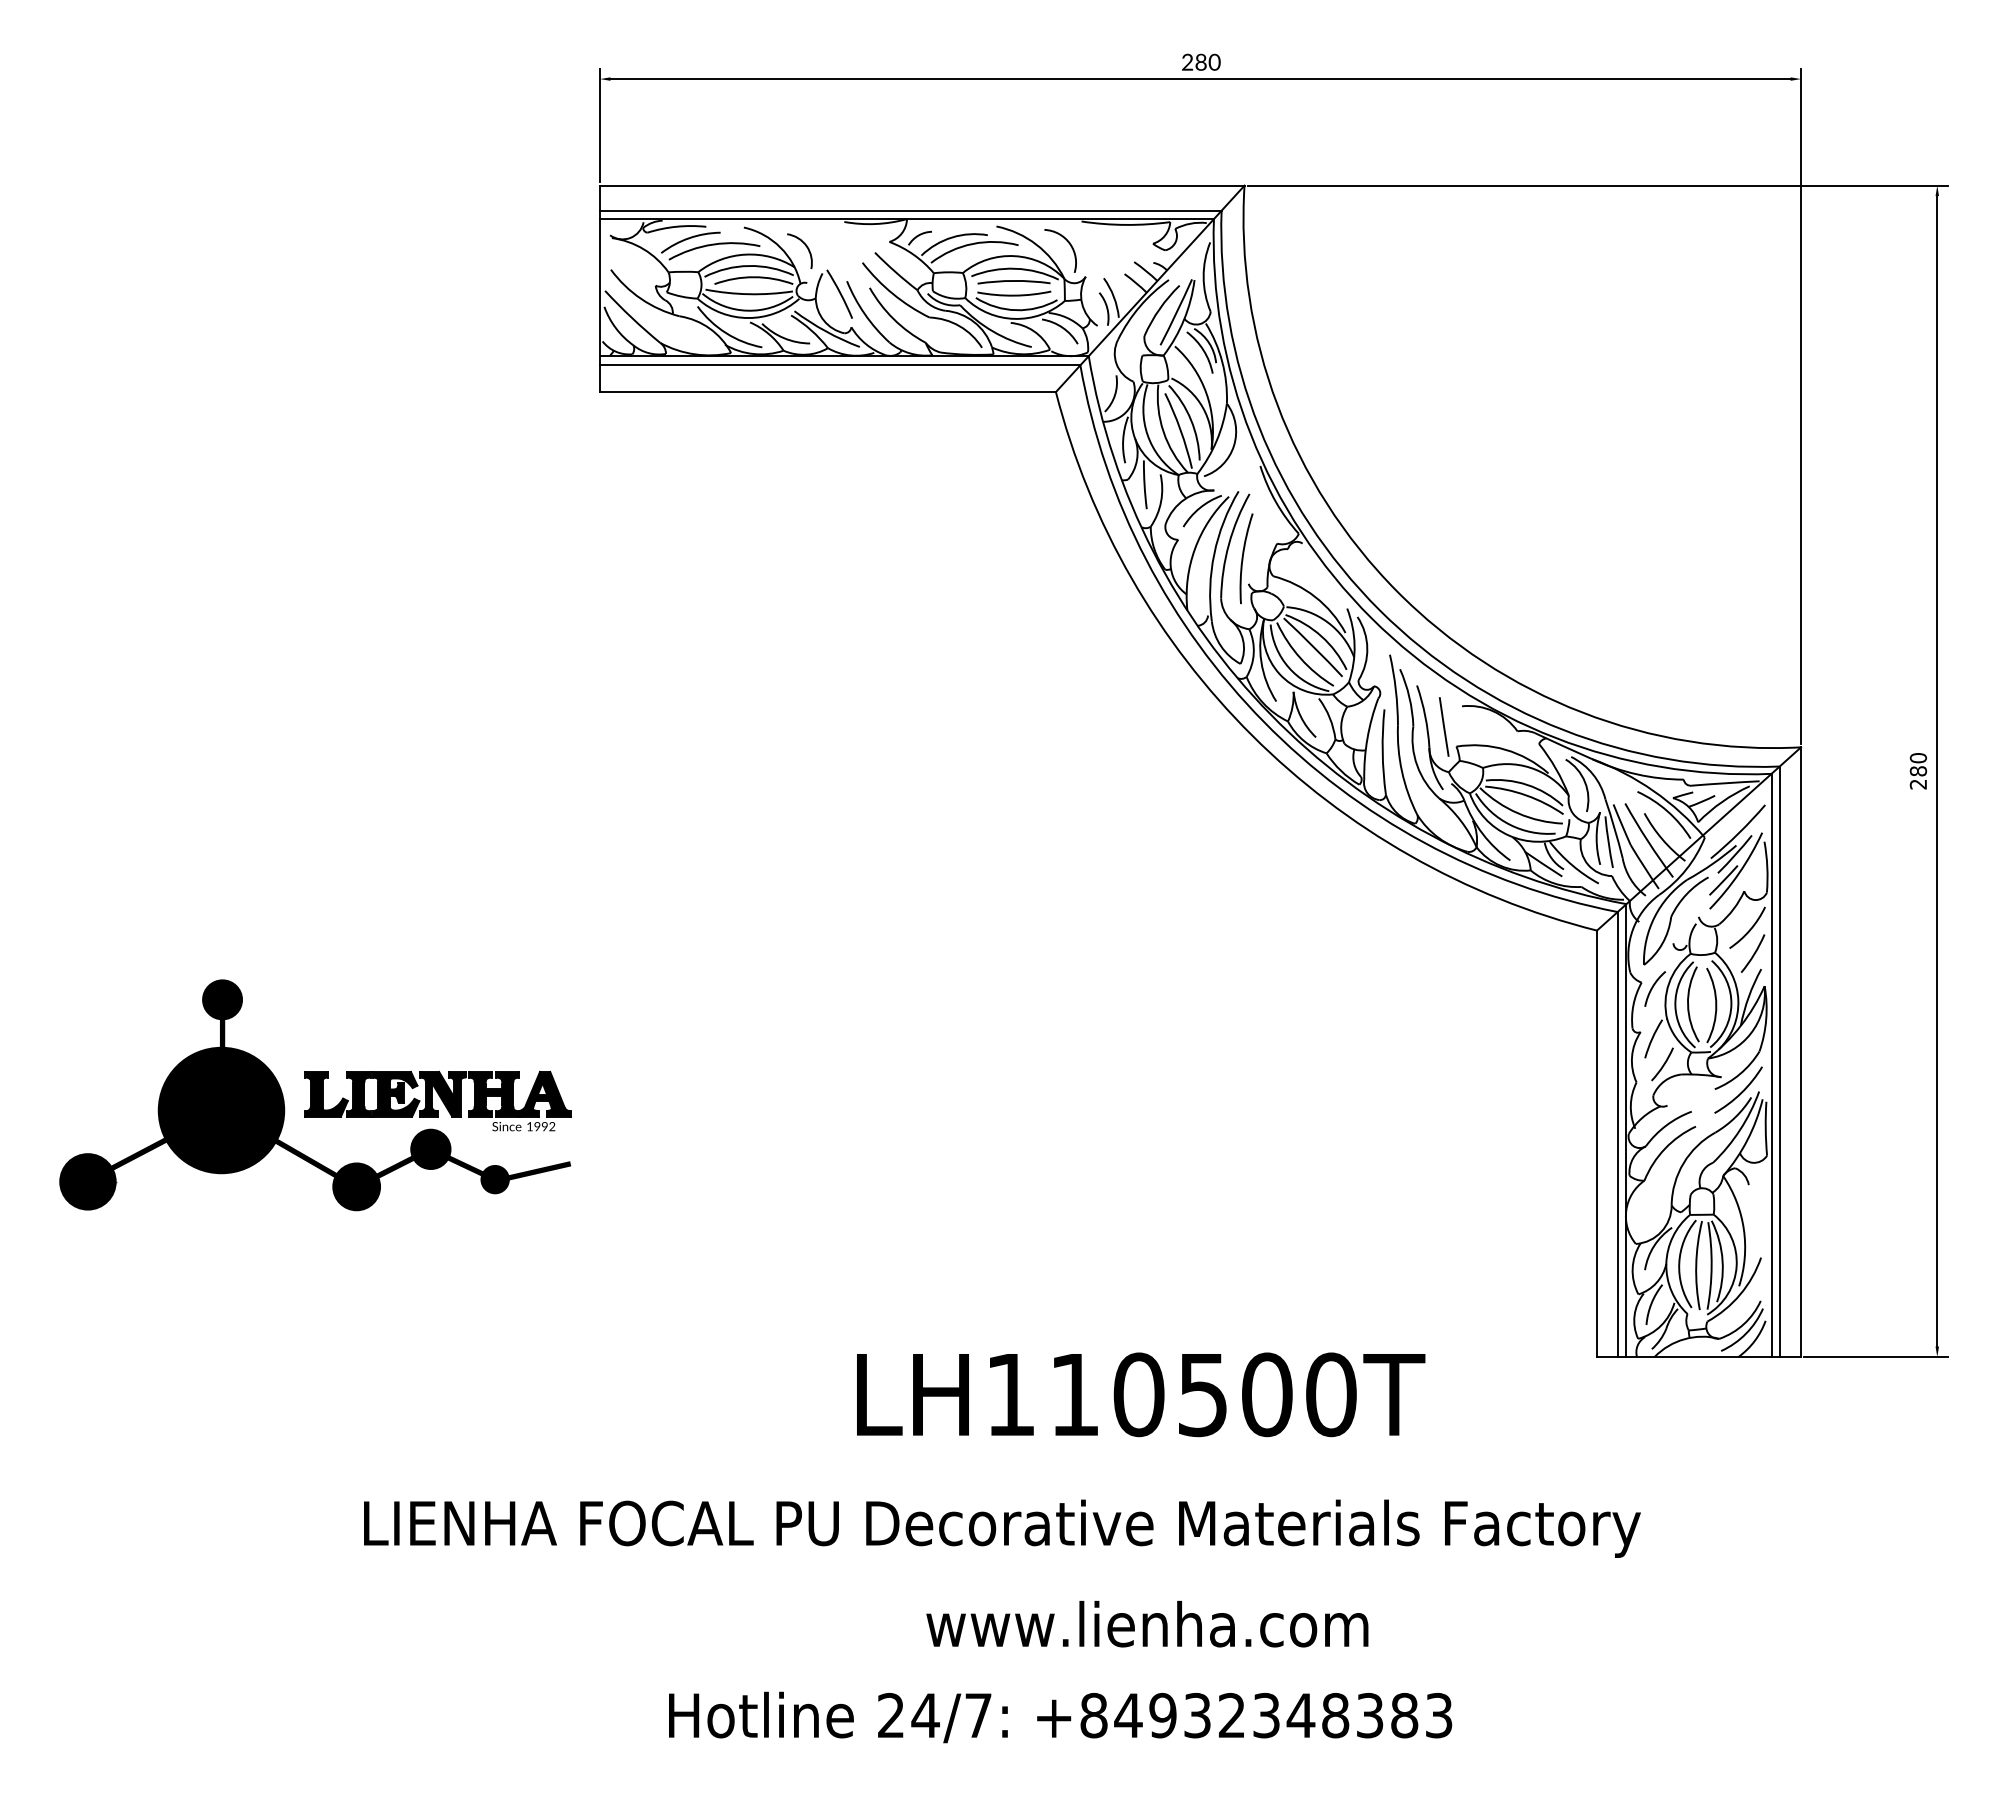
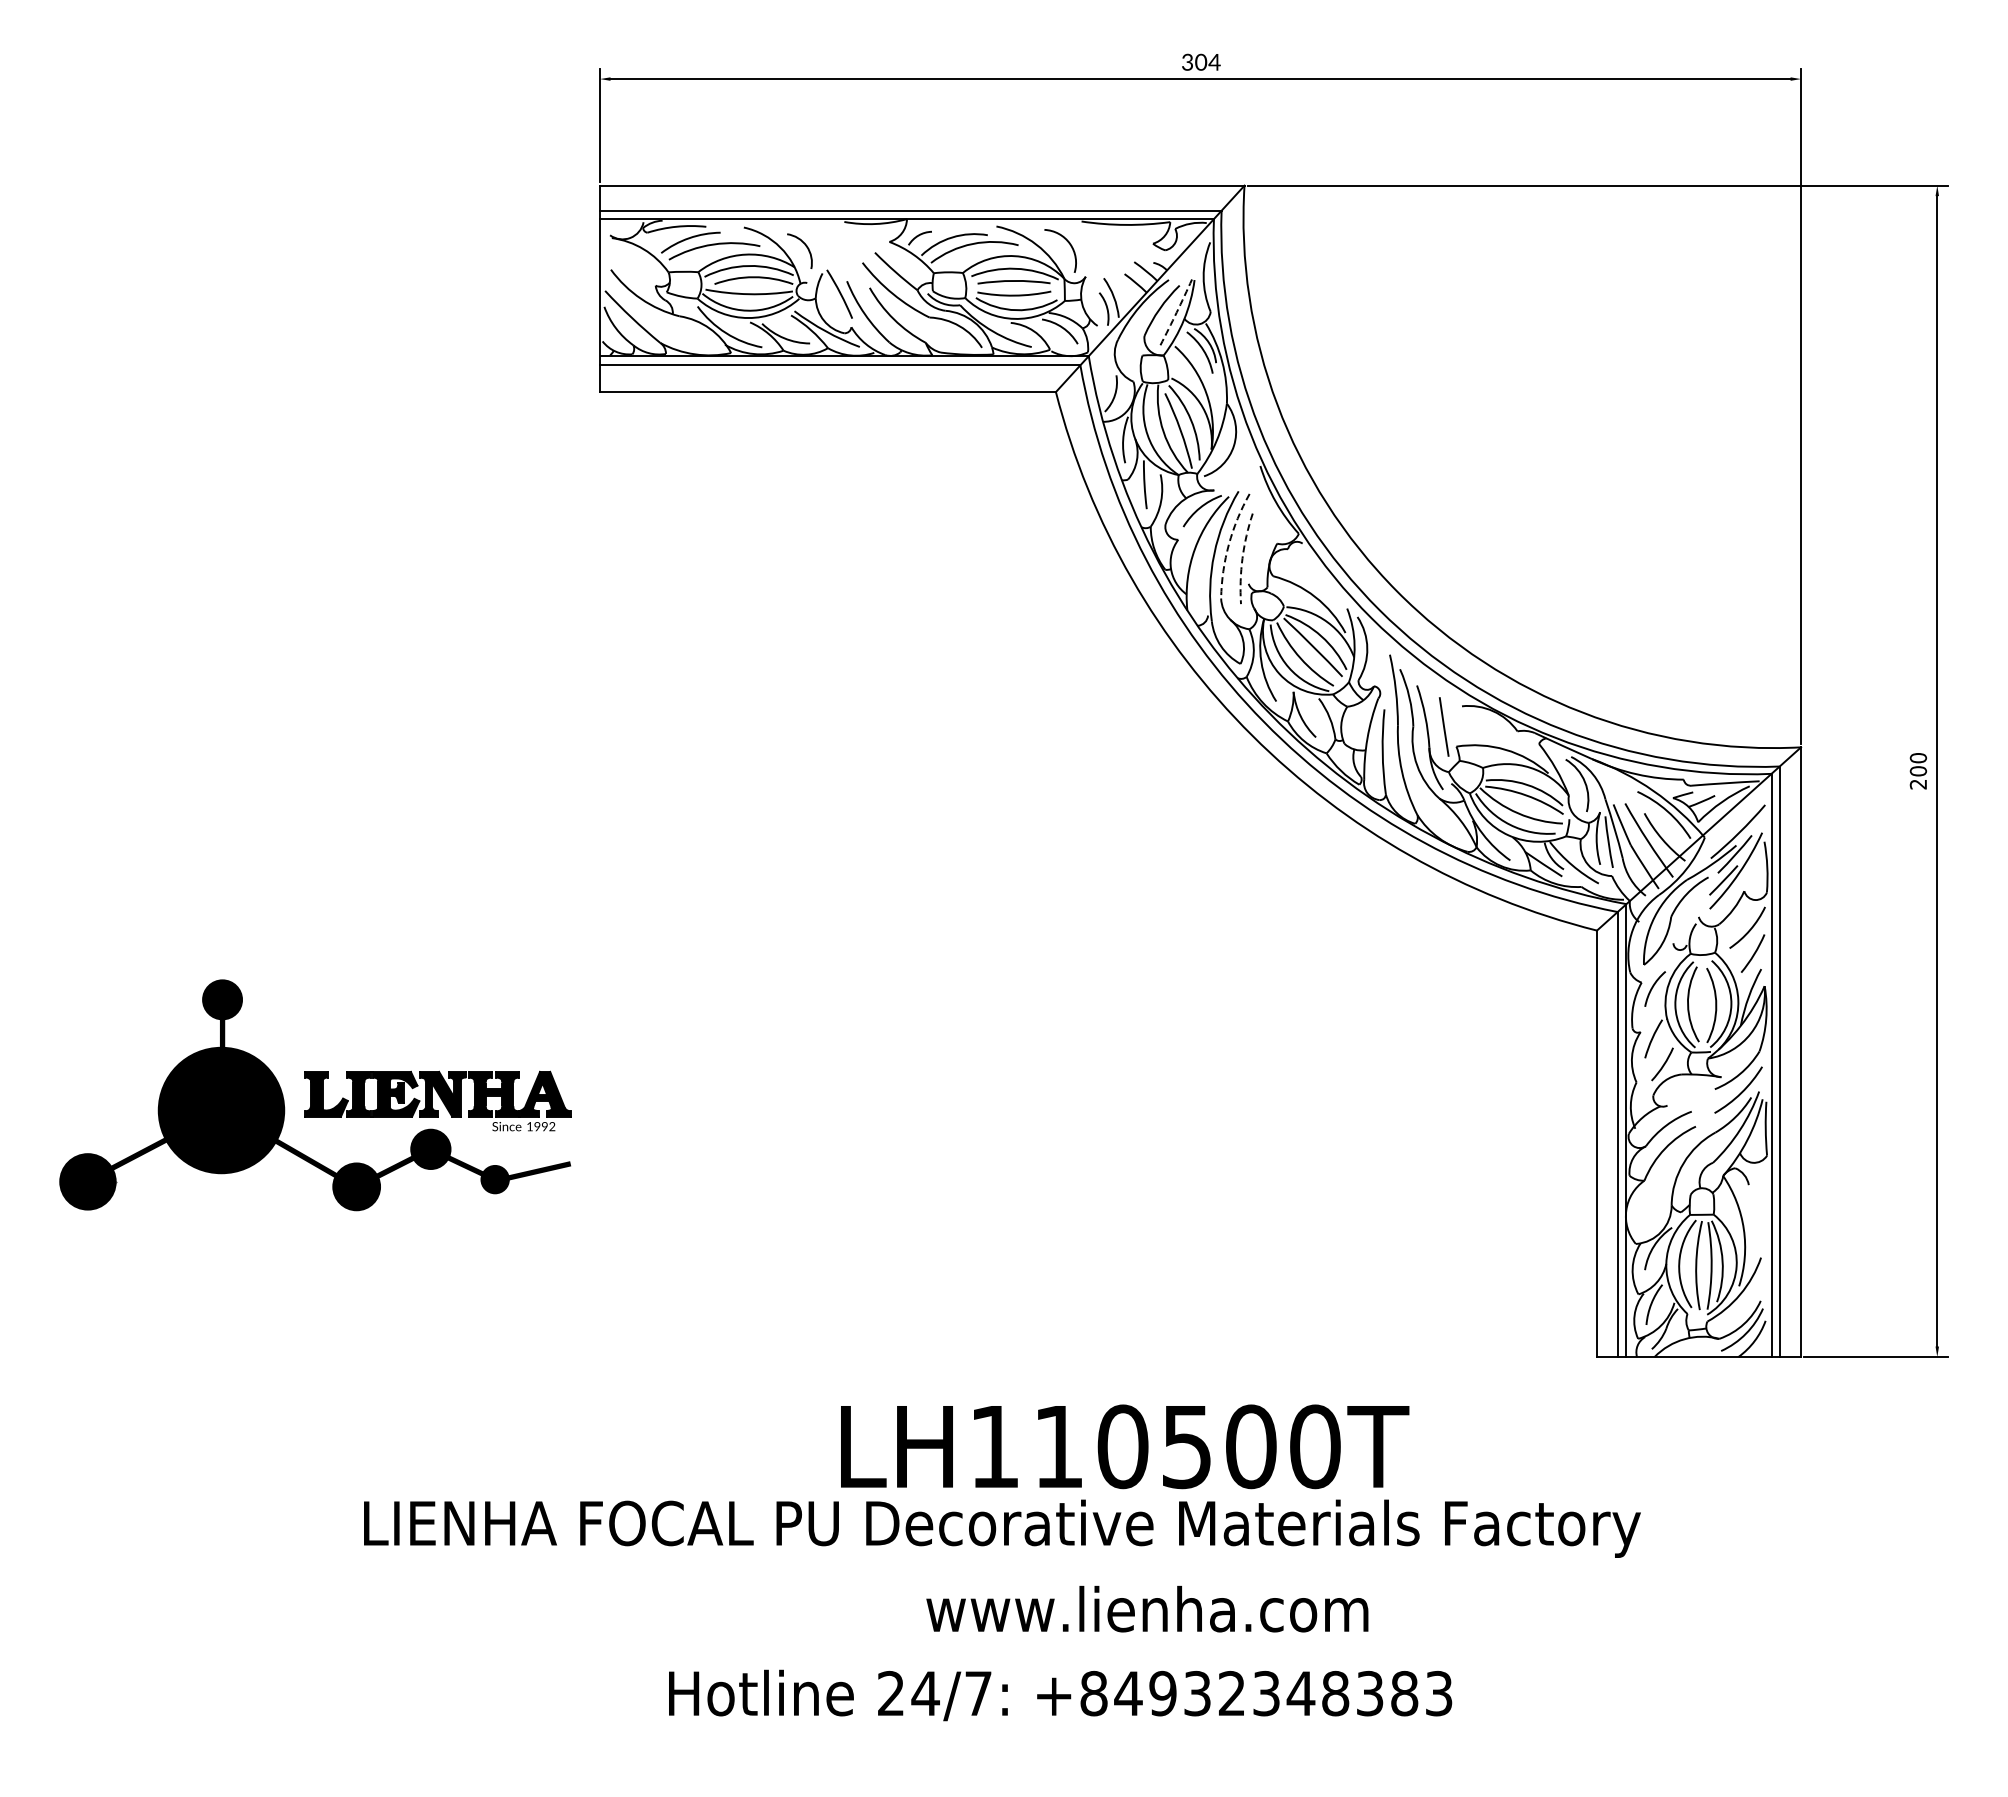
text: 280 -> 304 (1201, 61)
arc: solid -> dashed (1176, 312)
arc: solid -> dashed (1228, 544)
arc: solid -> dashed (1242, 558)
text: 280 -> 200 (1918, 771)
text position: (1141, 1394) -> (1125, 1446) (1125, 1446)
text position: (1147, 1624) -> (1147, 1609) (1147, 1609)
text position: (1060, 1717) -> (1060, 1695) (1060, 1695)
